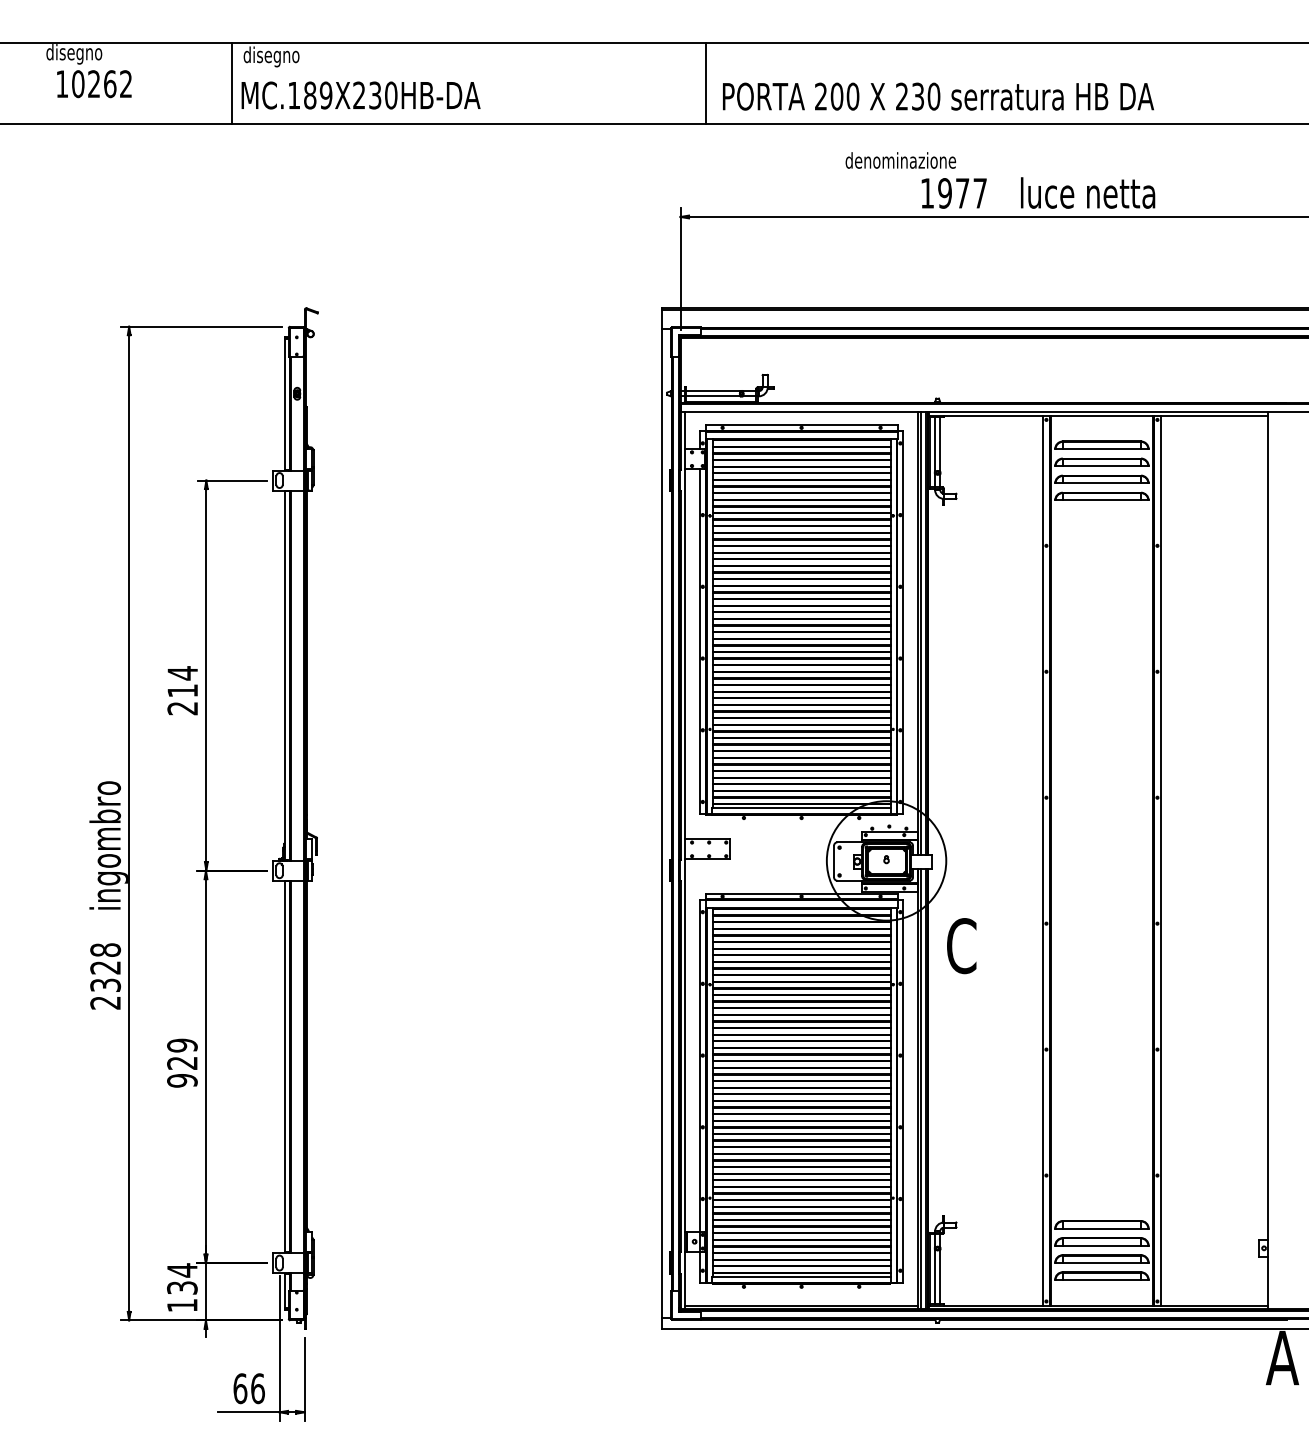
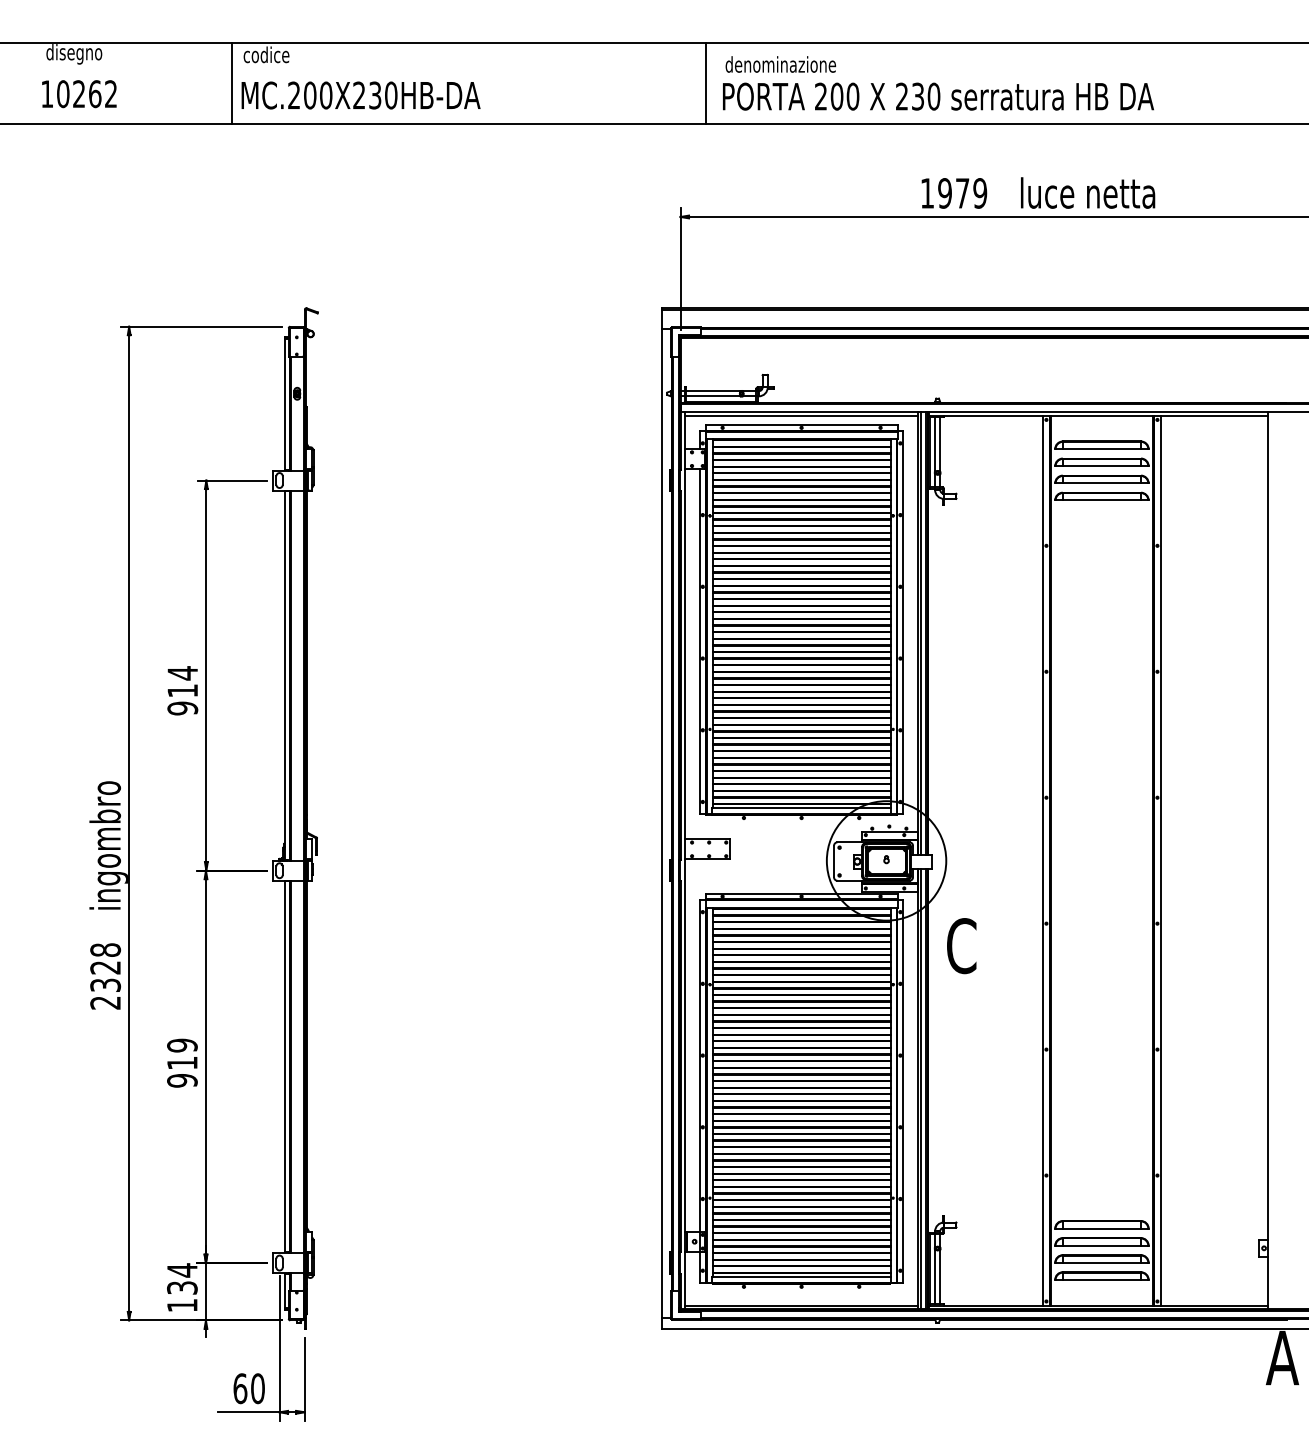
text: disegno -> codice (271, 56)
text position: (94, 84) -> (79, 94) (79, 94)
text: MC.189X230HB-DA -> MC.200X230HB-DA (310, 95)
text position: (900, 160) -> (780, 64) (780, 64)
text: 1977 -> 1979 (980, 193)
line: none -> present (801, 415)
text: 214 -> 914 (182, 708)
text: 929 -> 919 (182, 1063)
text: 66 -> 60 (257, 1388)
